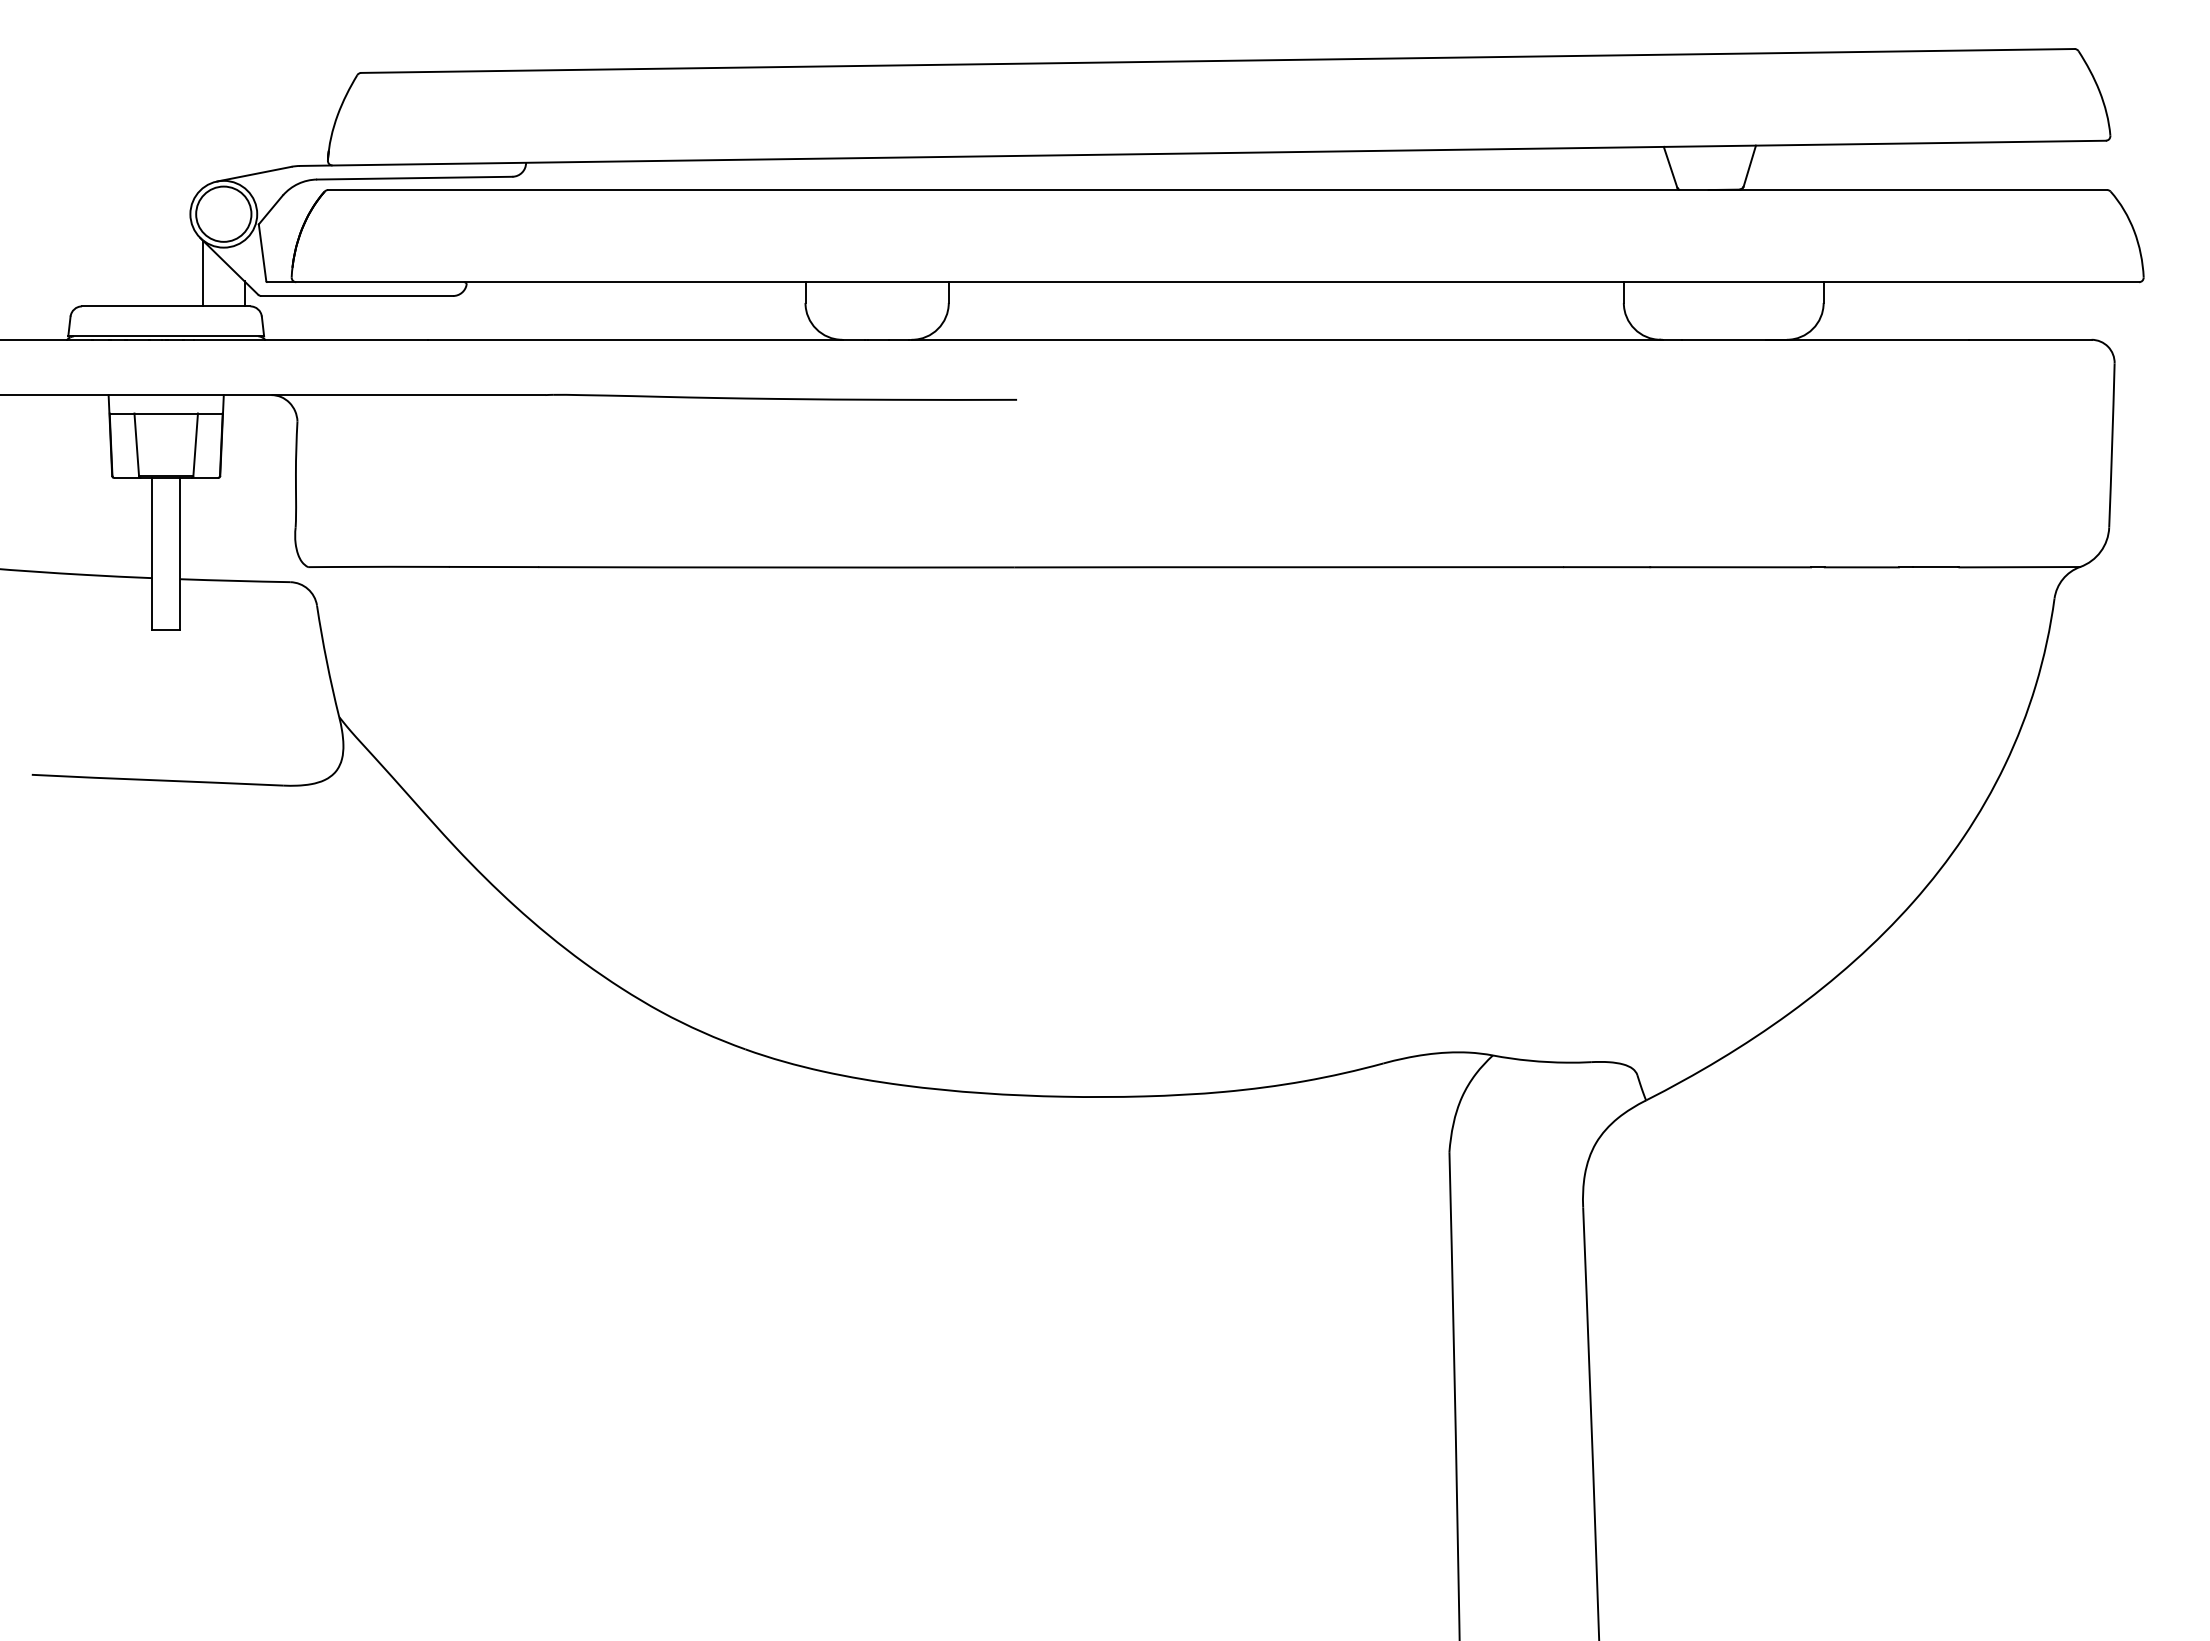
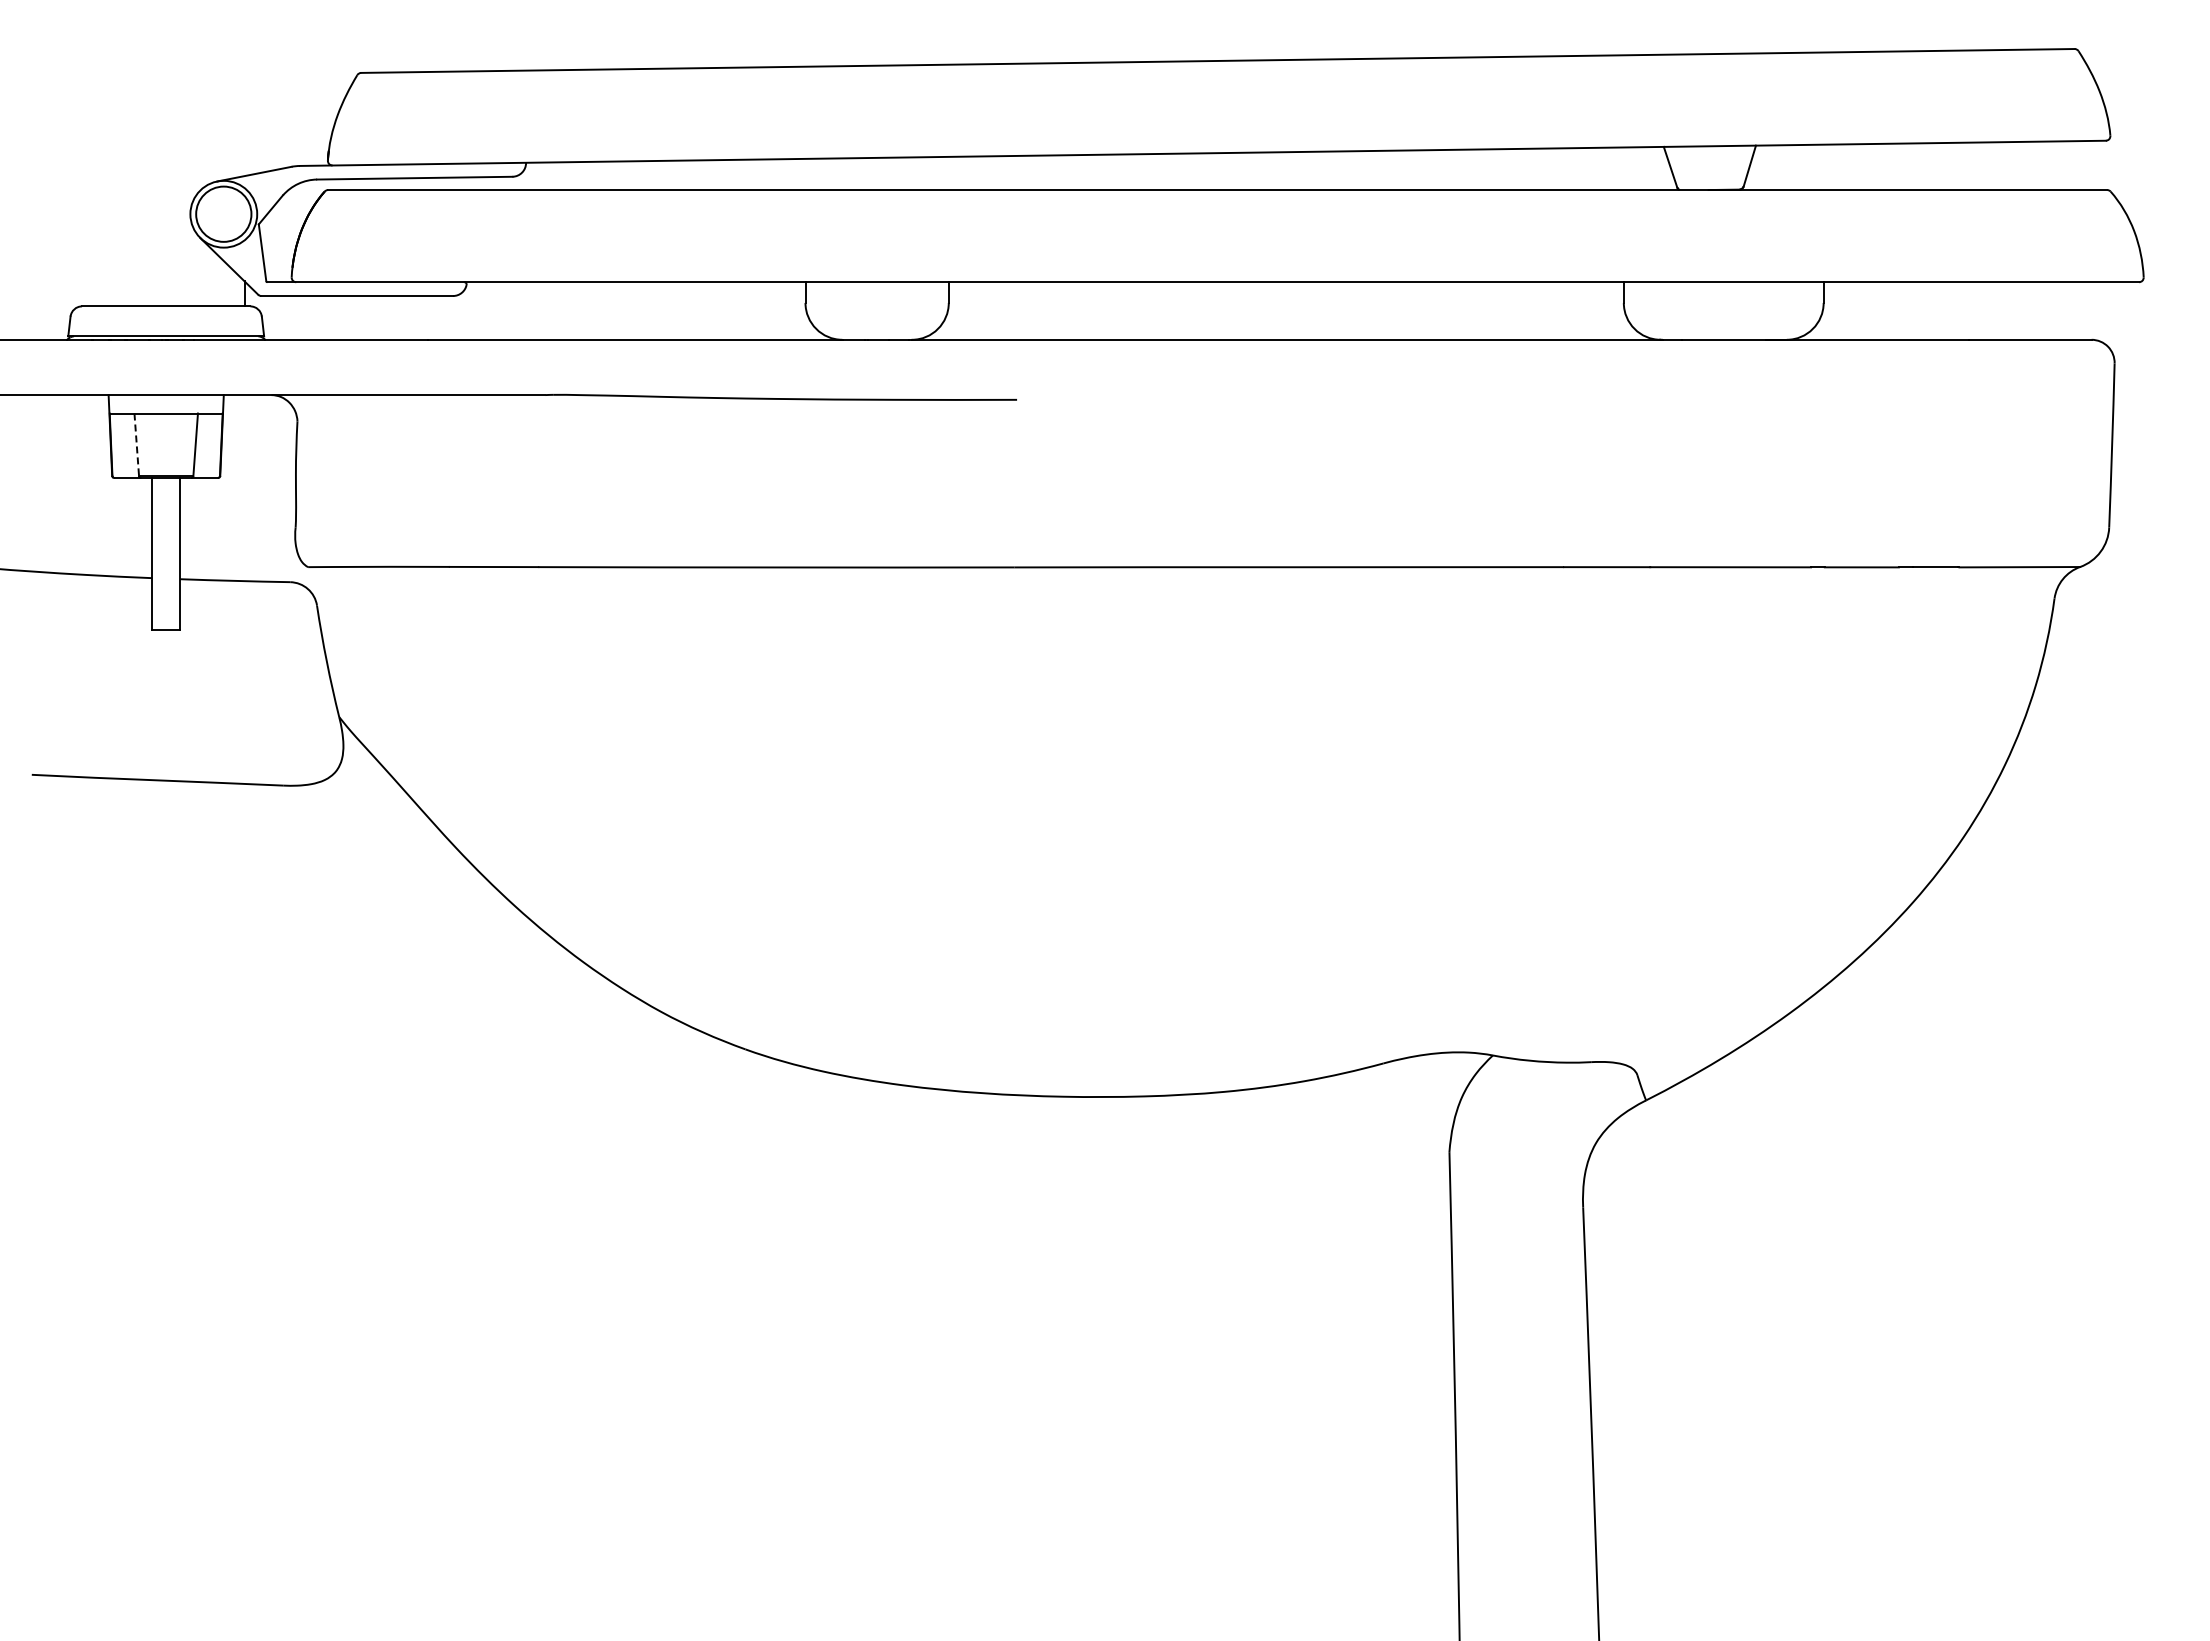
line: present -> none (203, 273)
line: solid -> dashed (136, 445)
